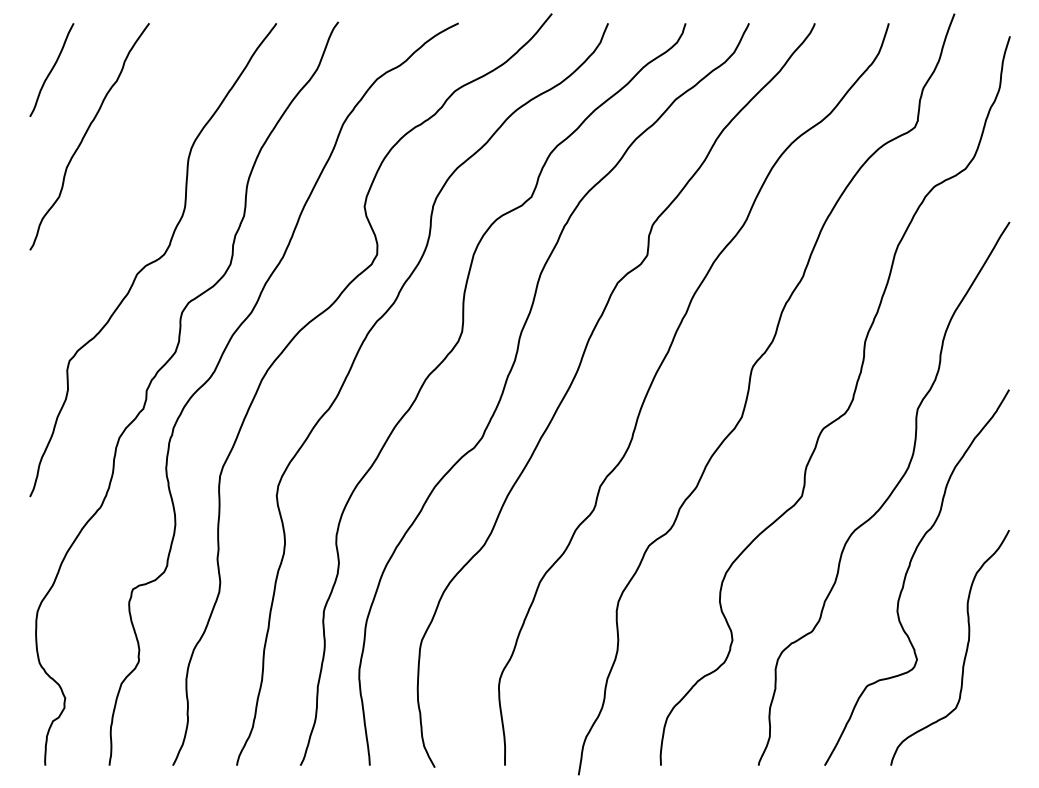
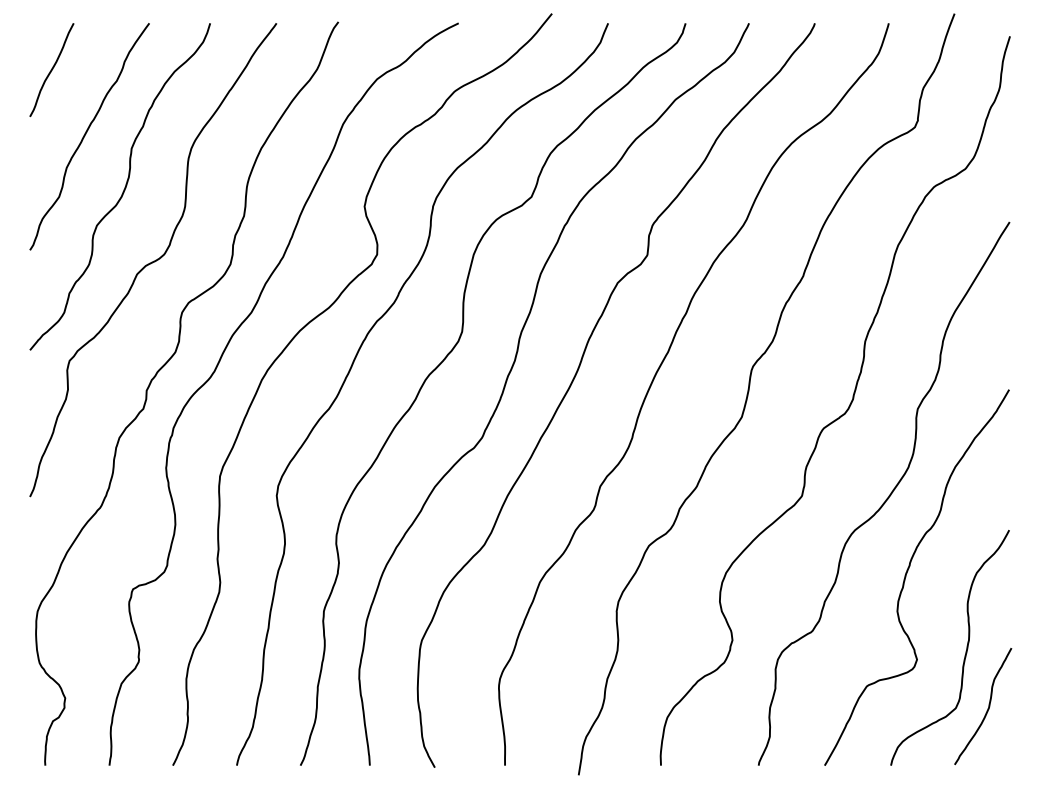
curve: none -> present (123, 189)
curve: none -> present (987, 708)
